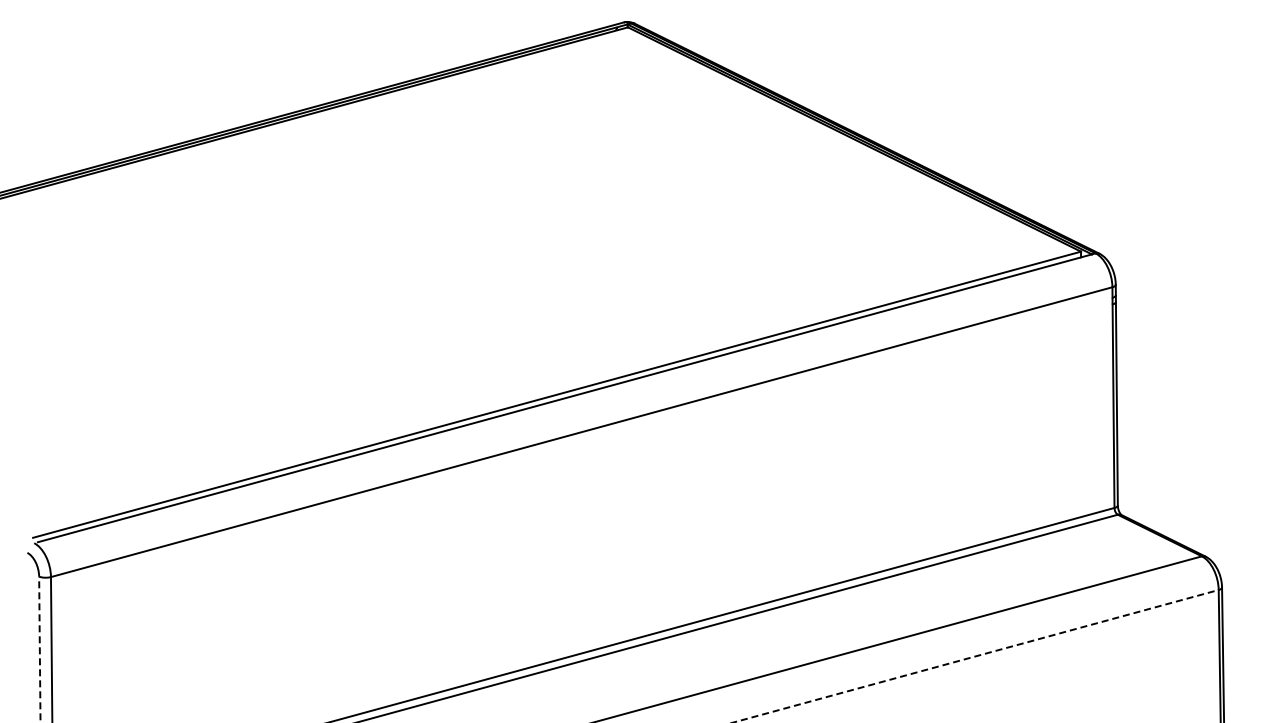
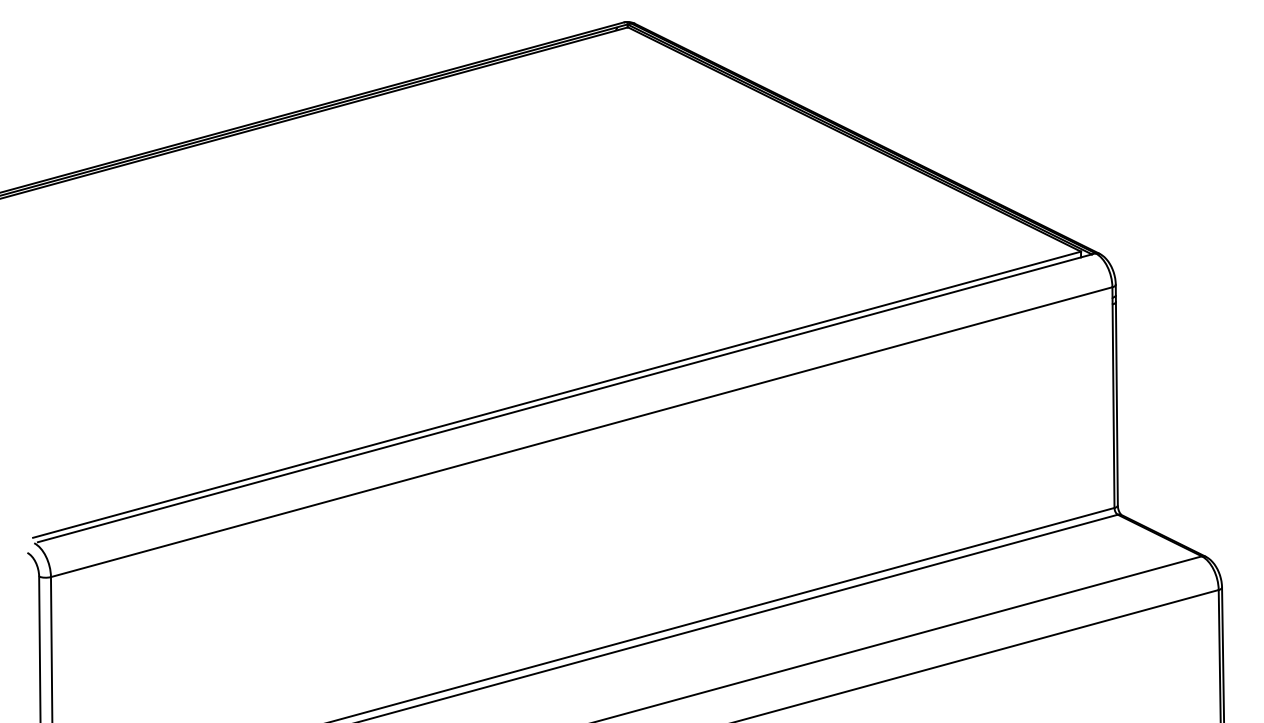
line: dashed -> solid (39, 649)
line: dashed -> solid (975, 656)
